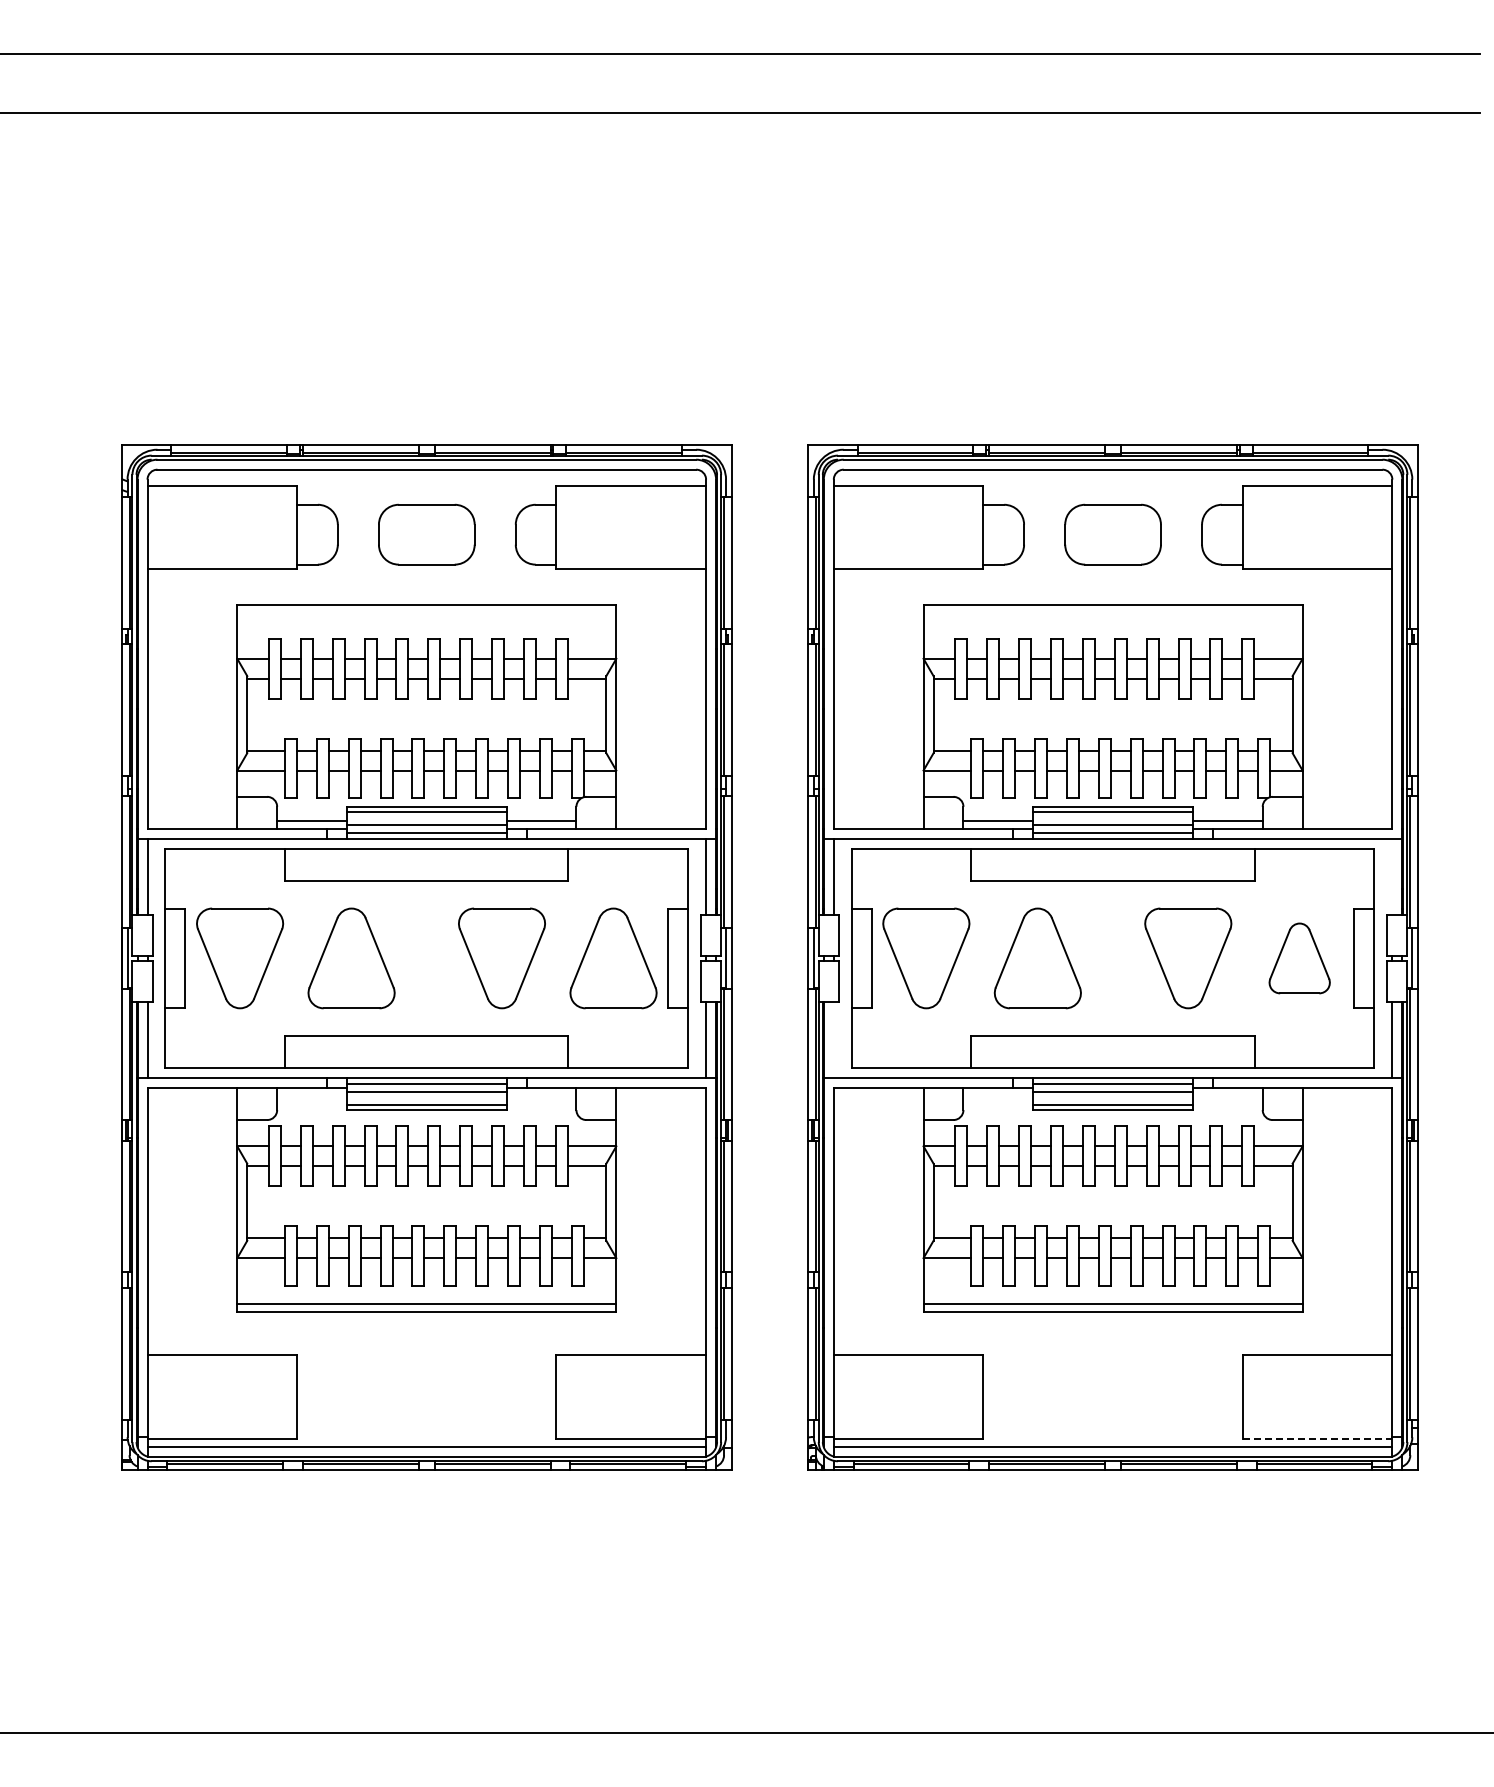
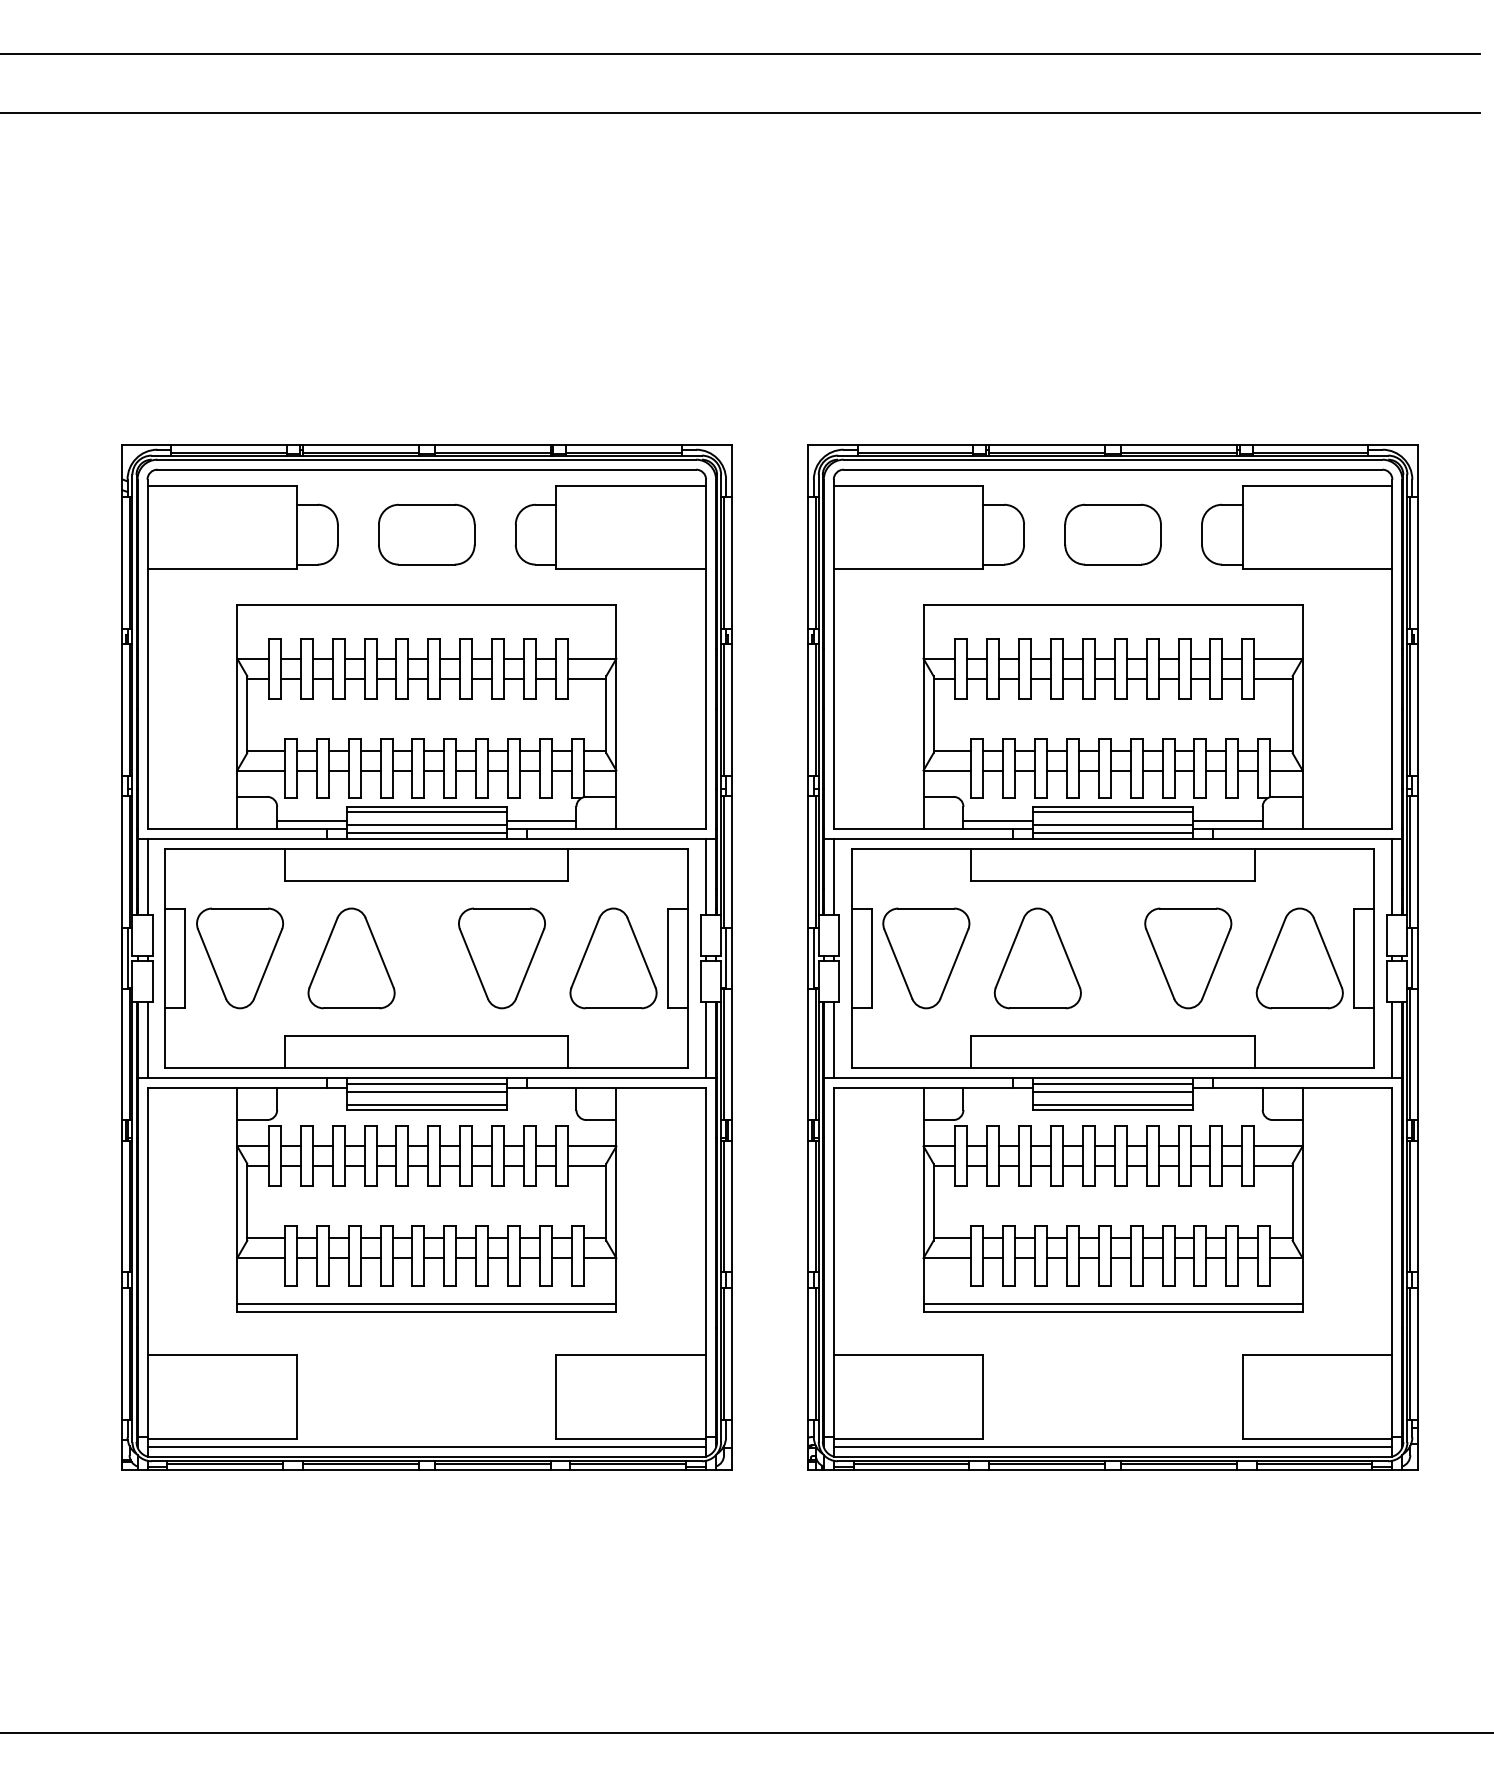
line: none -> present (1392, 876)
part size: 63x73 px -> 89x103 px (1299, 958)
line: none -> present (833, 1040)
line: dashed -> solid (1317, 1439)
